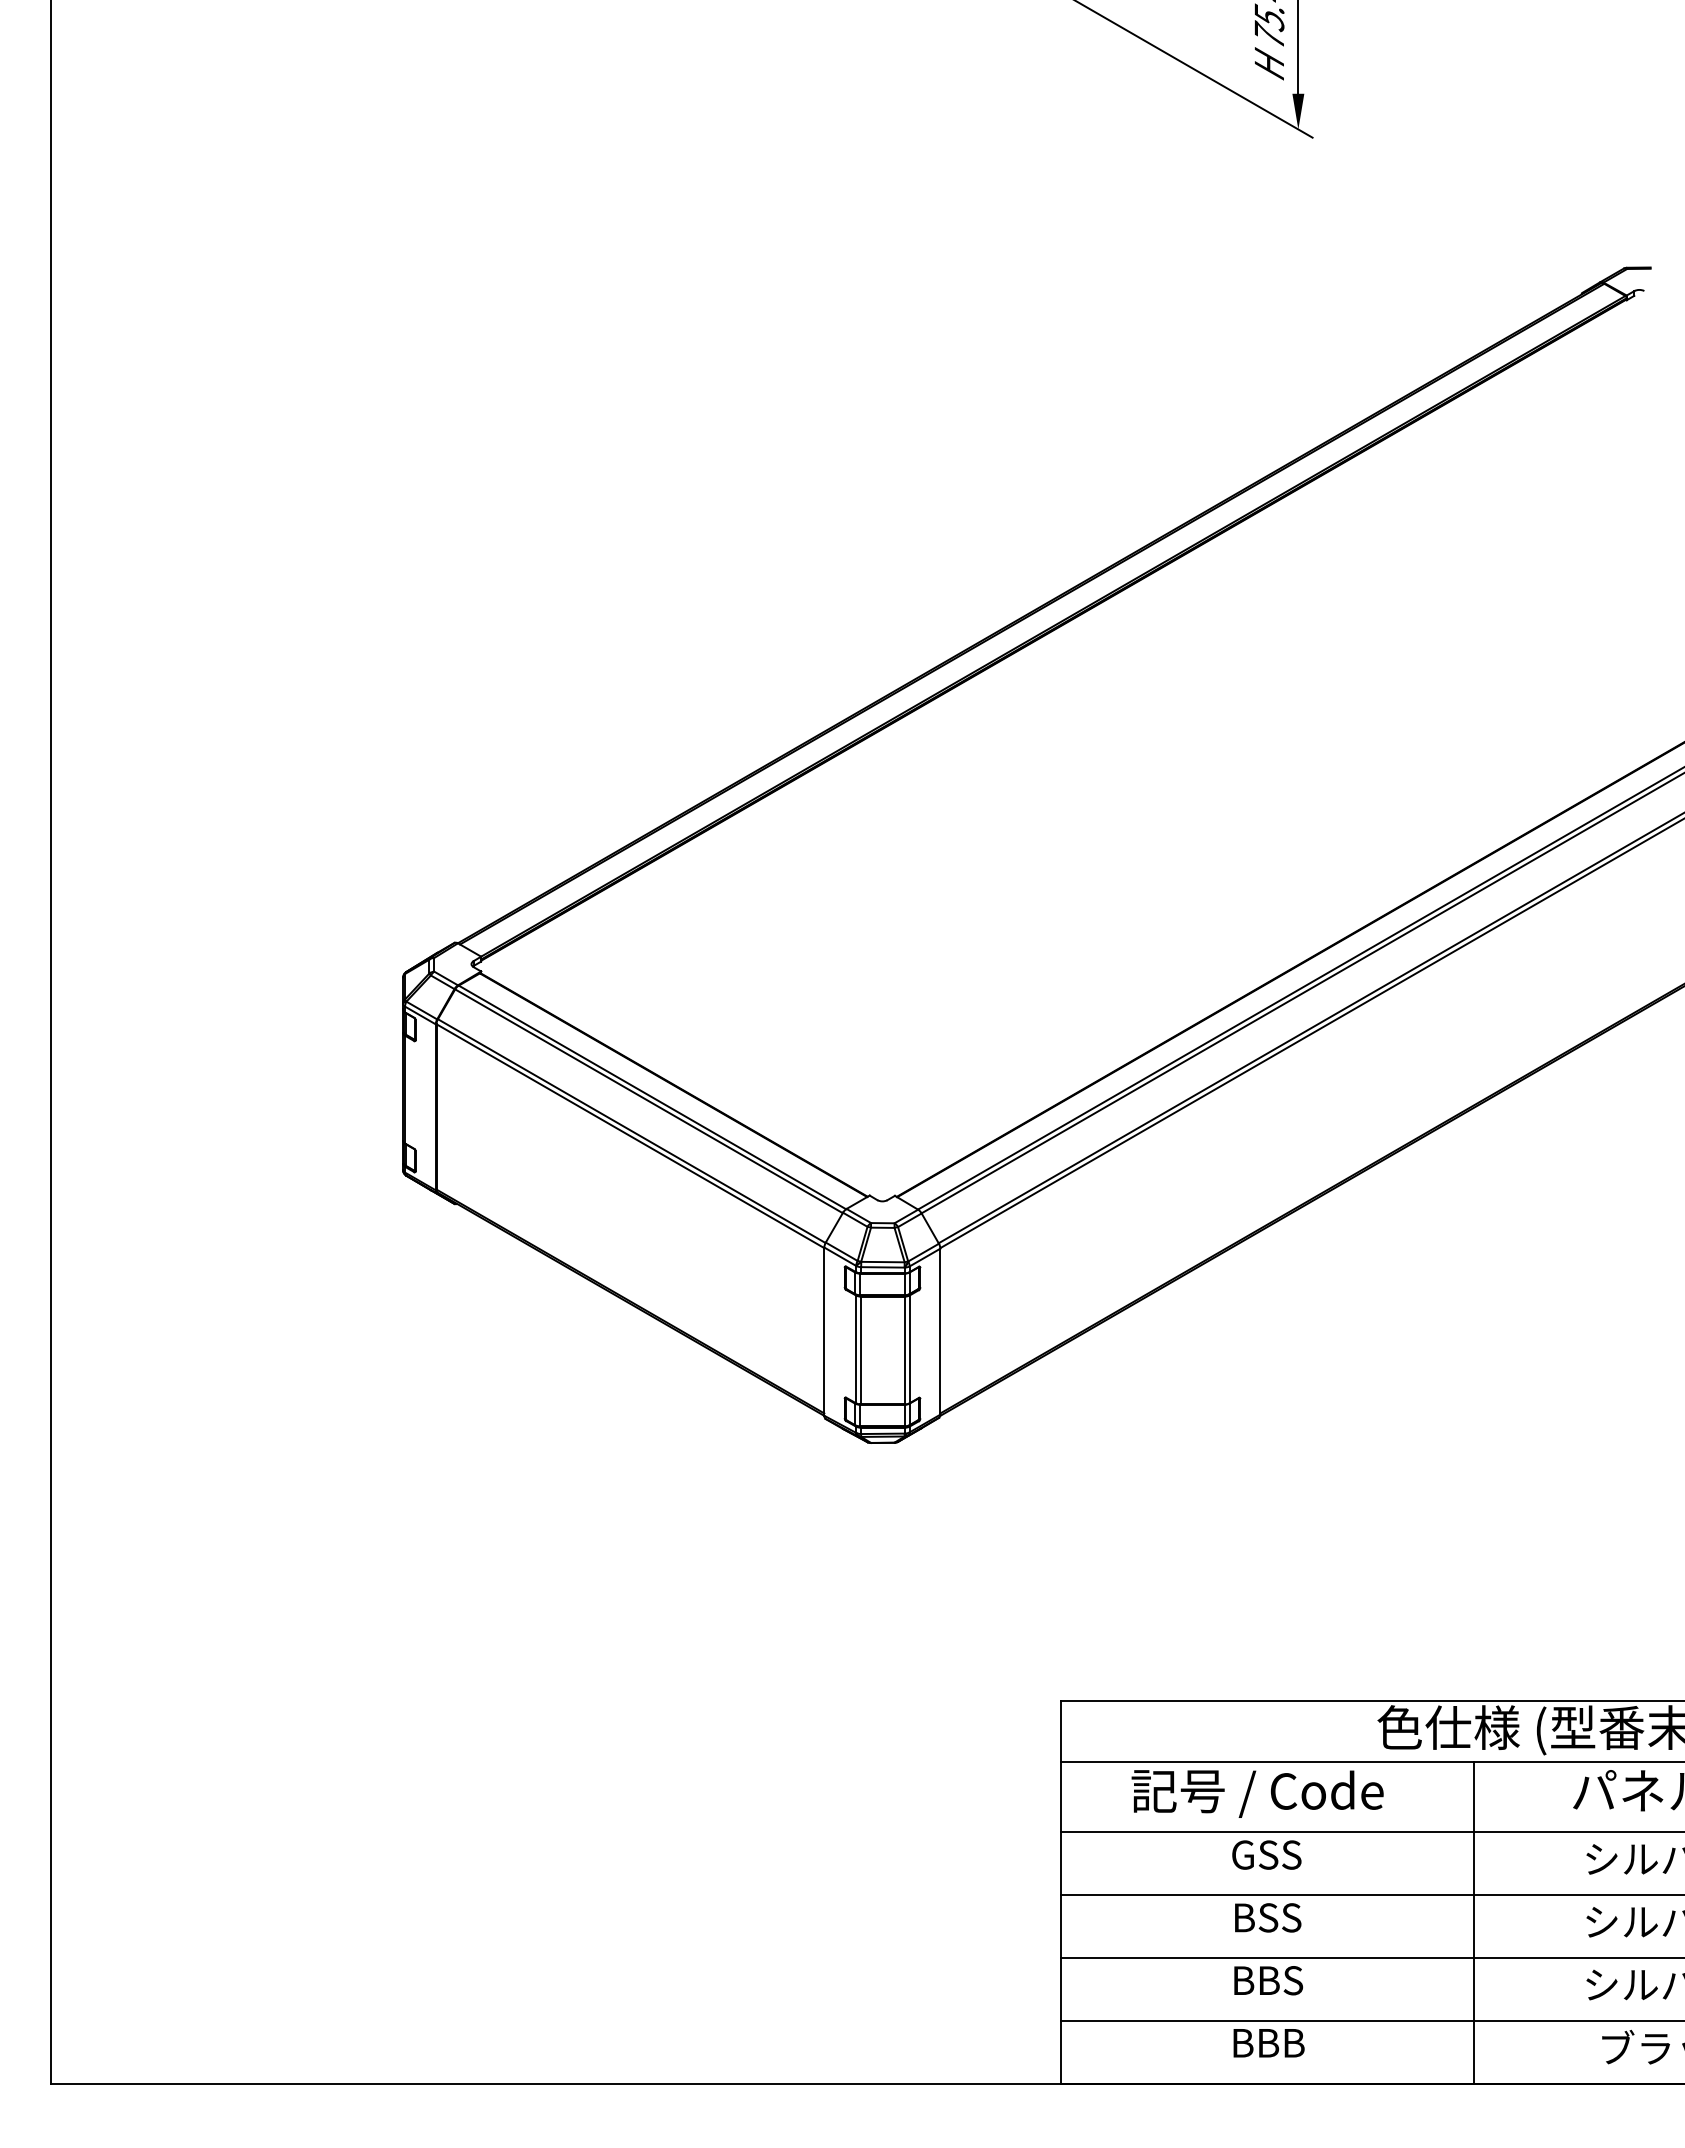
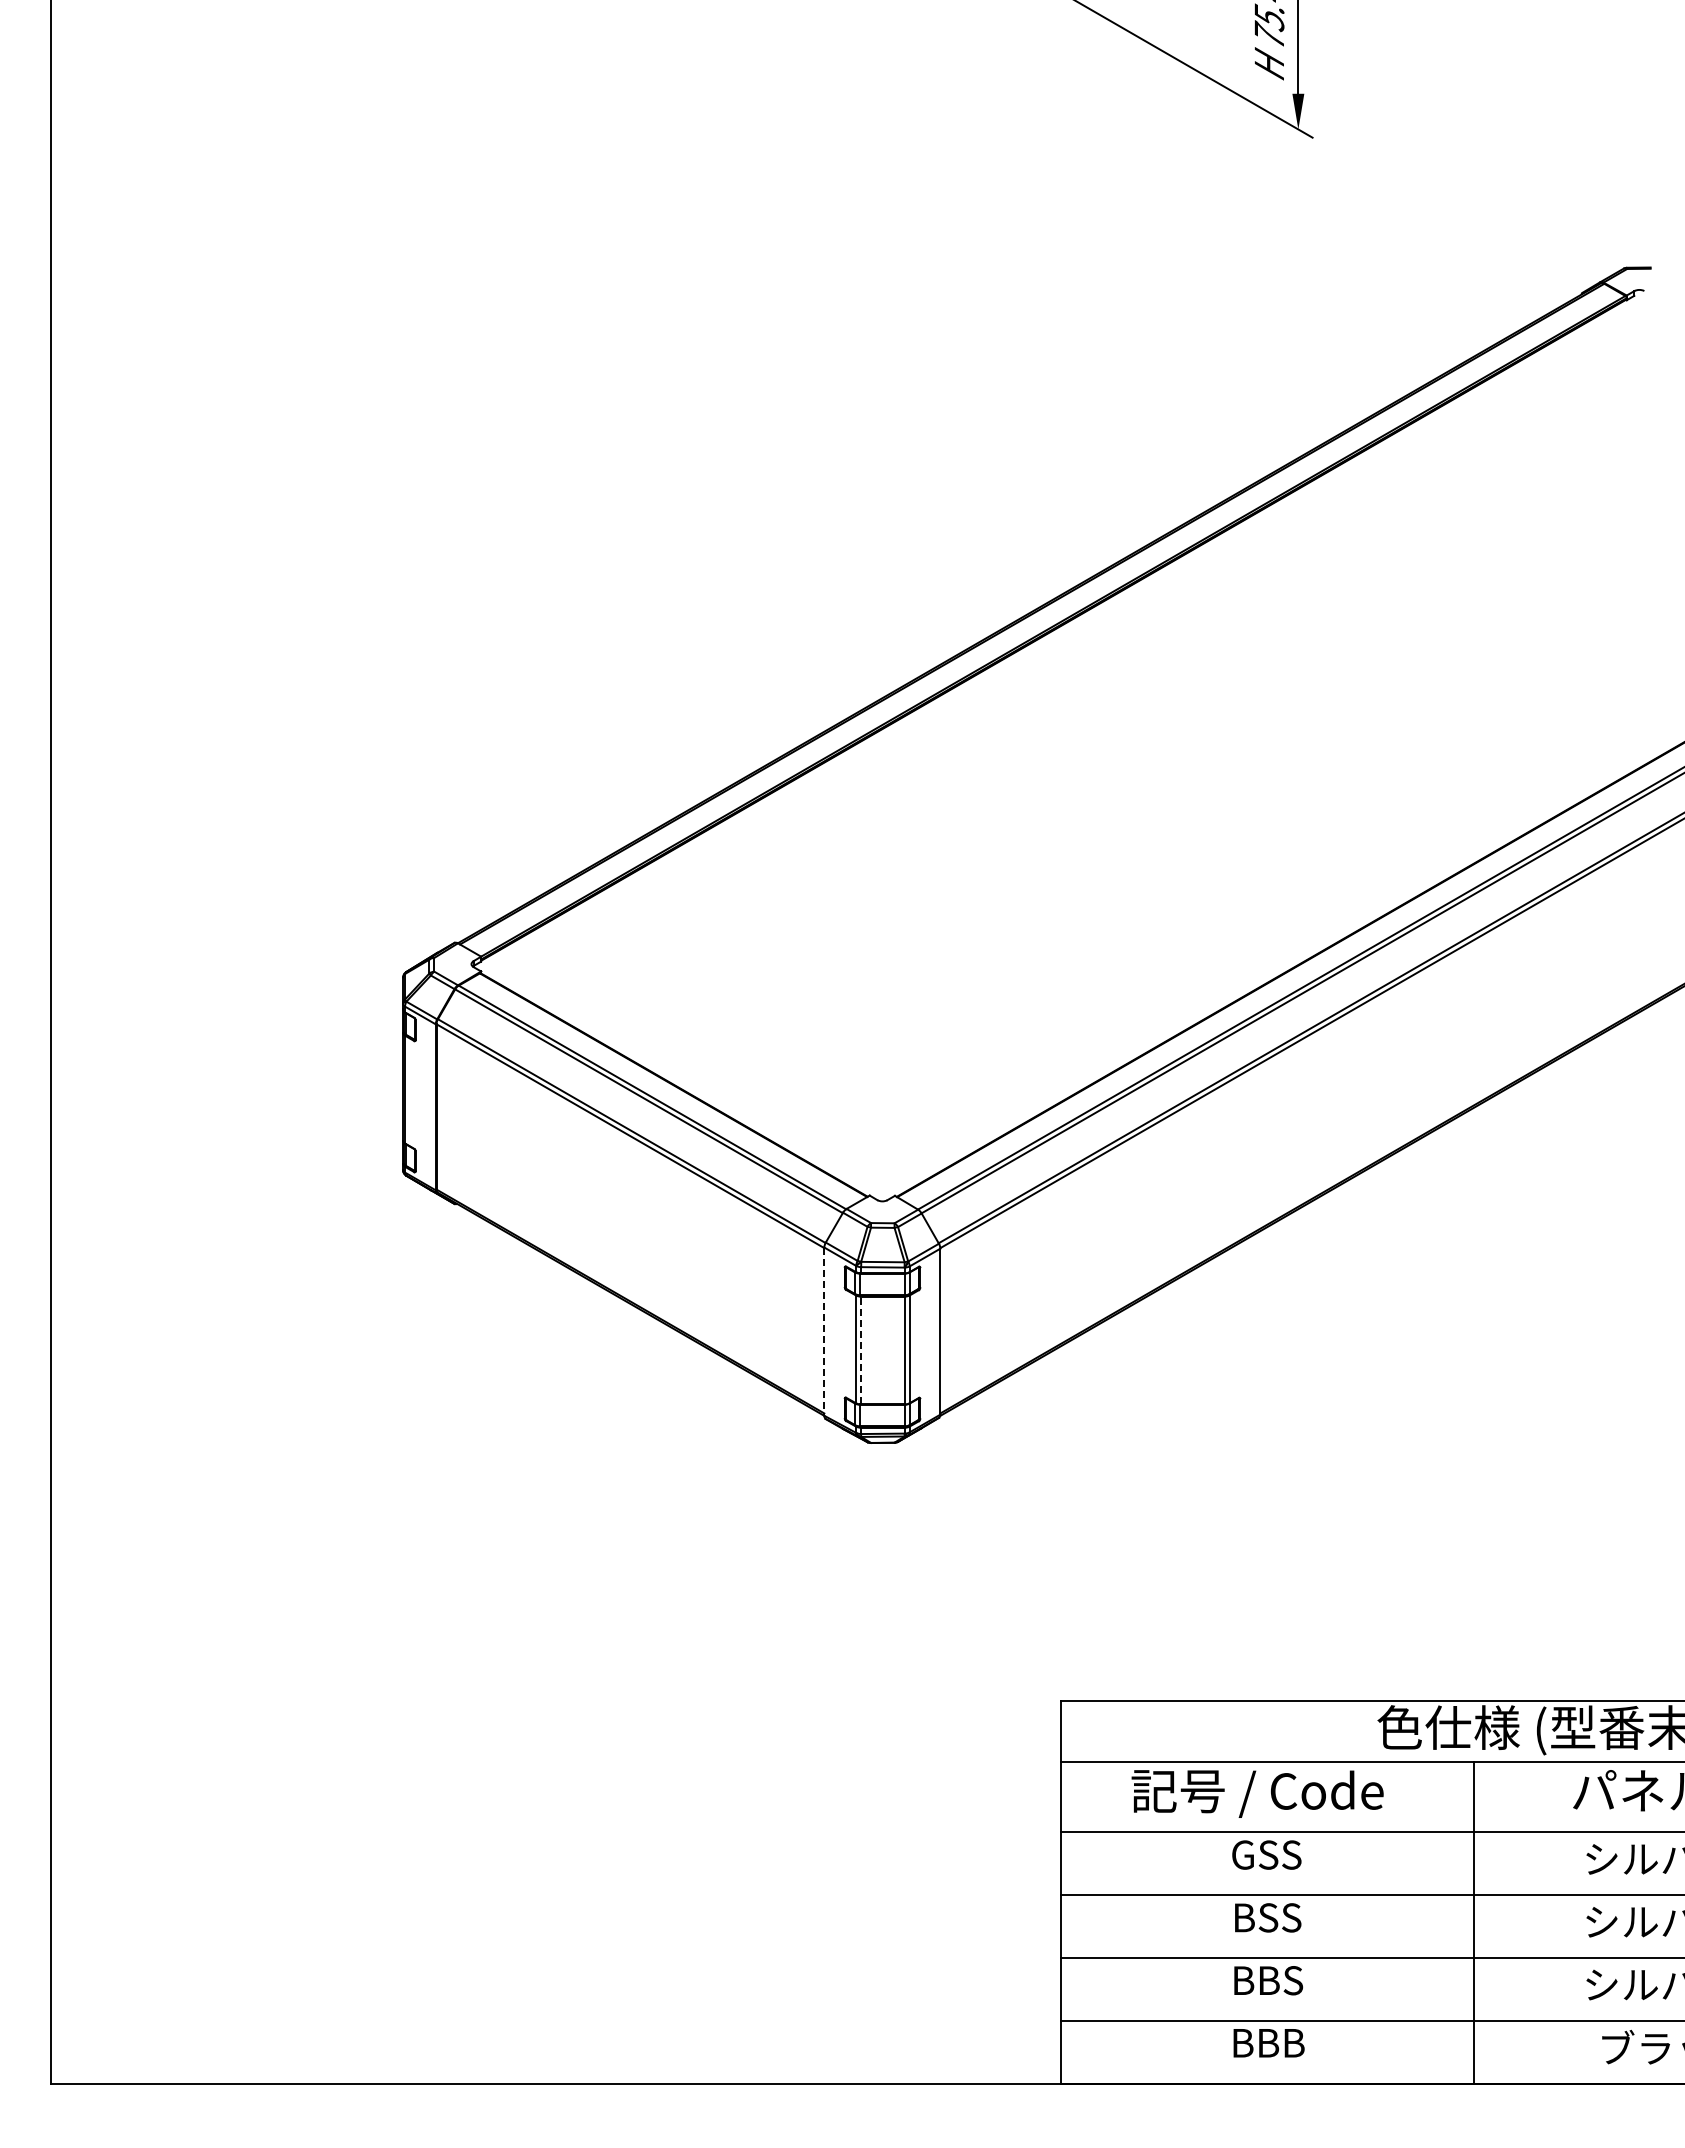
line: solid -> dashed (824, 1332)
line: solid -> dashed (861, 1350)
